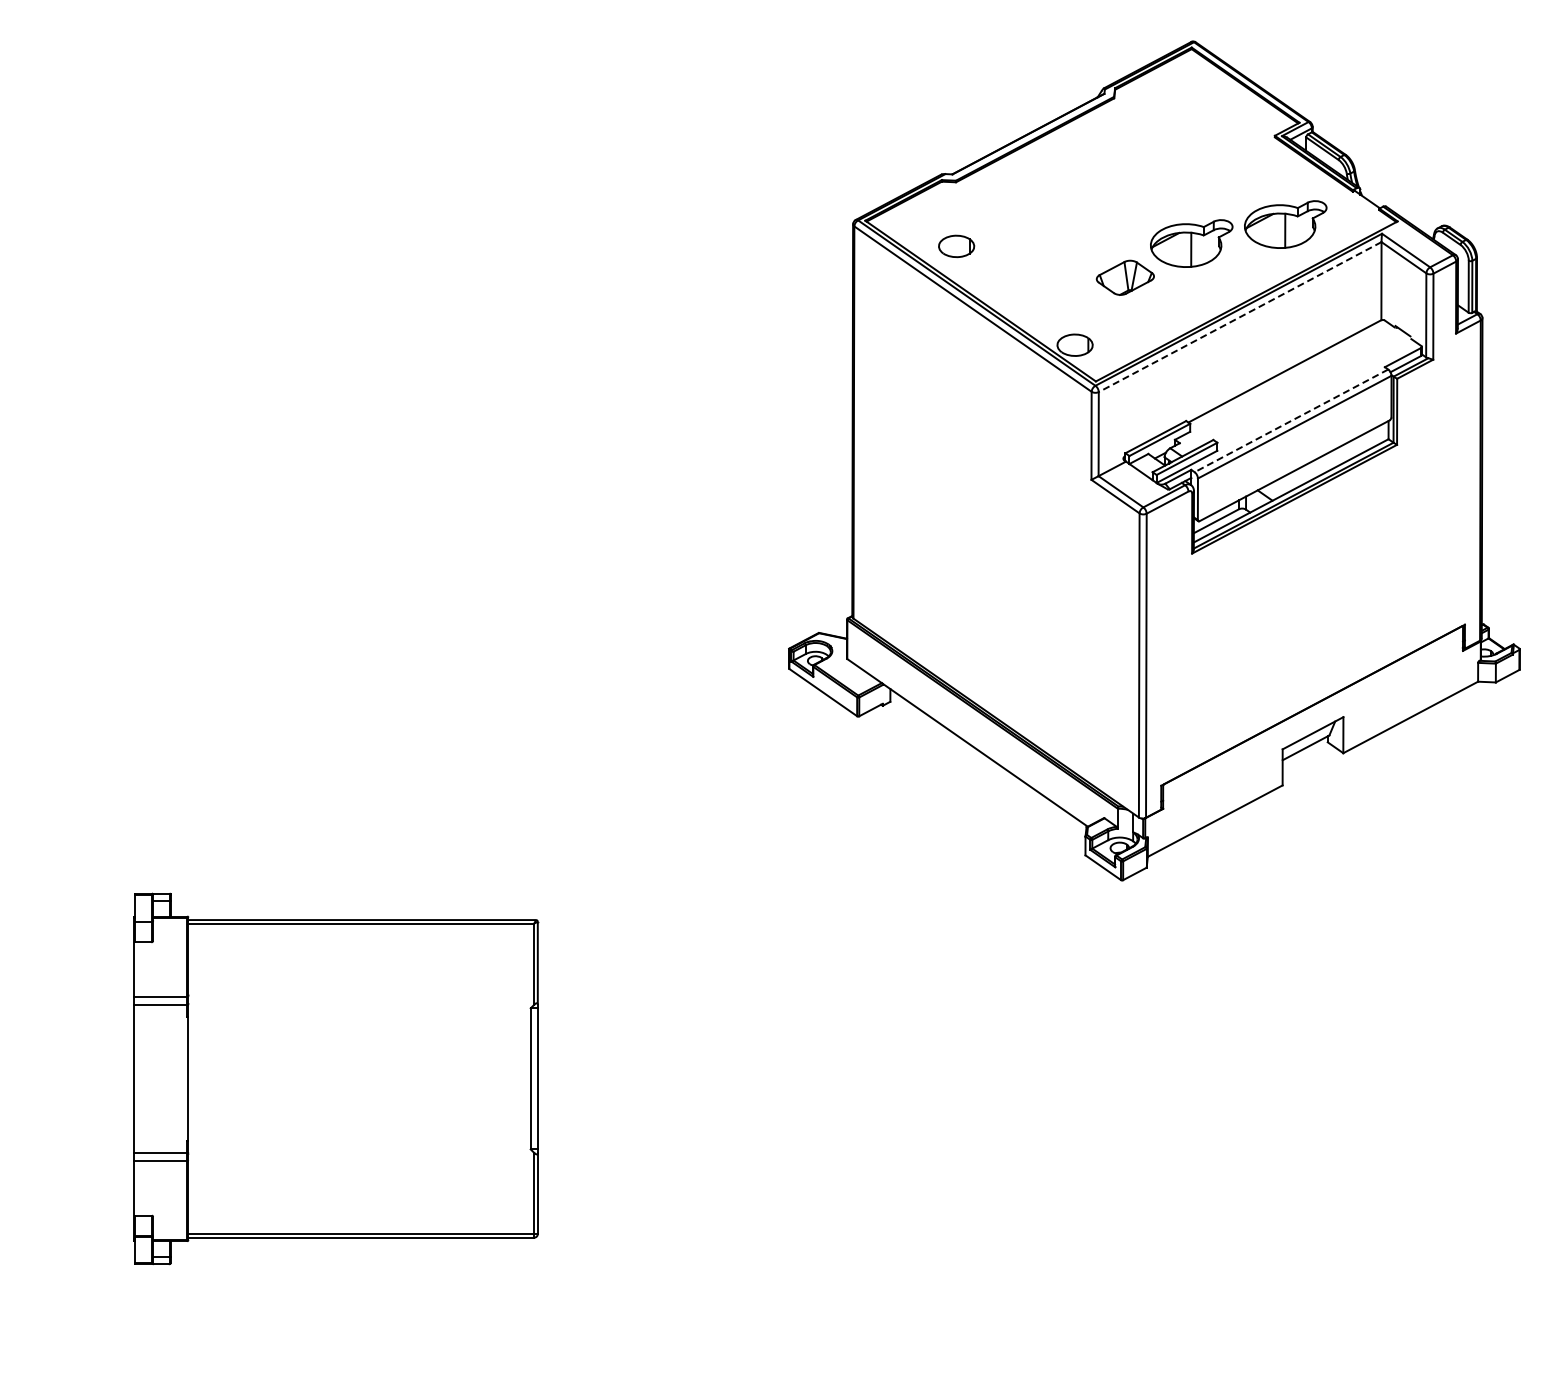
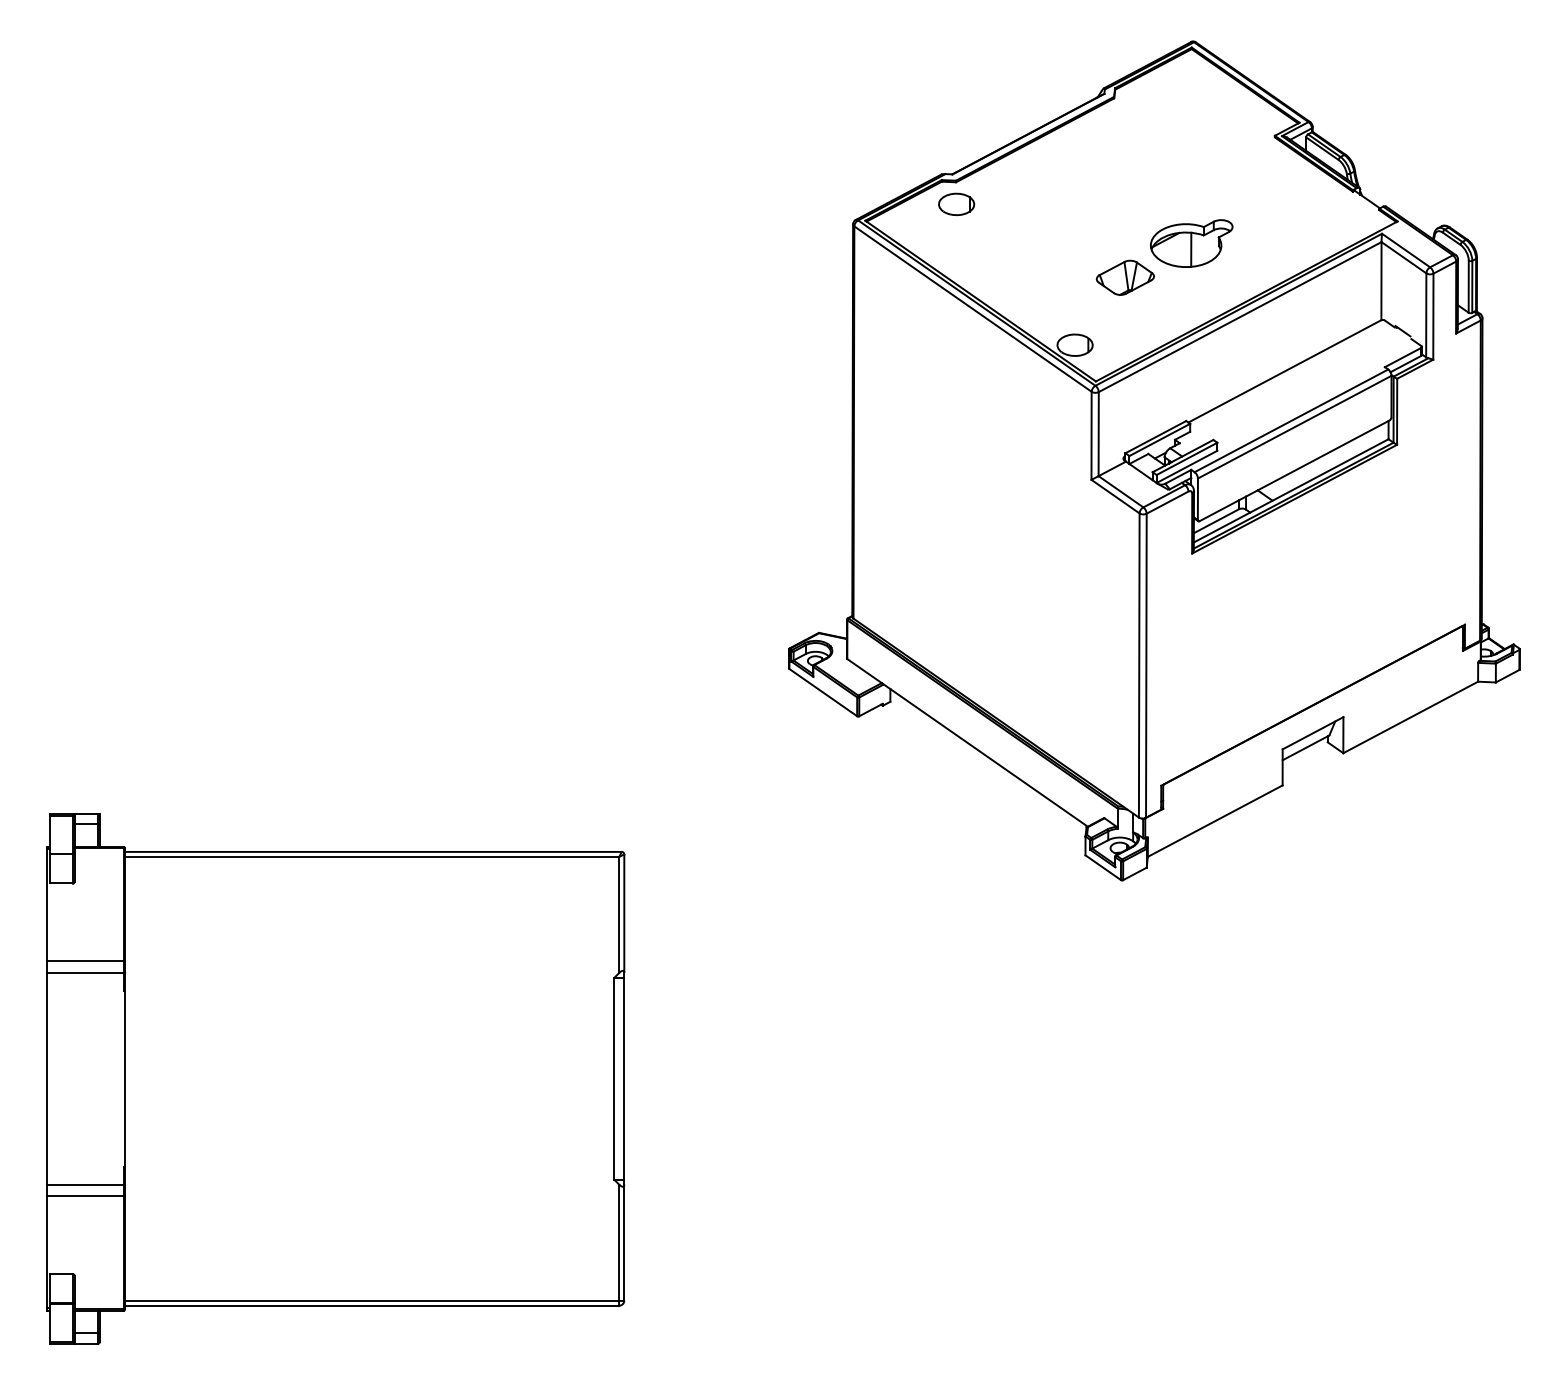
part: present -> none (1285, 224)
part position: (956, 246) -> (956, 204) (956, 204)
line: dashed -> solid (1239, 317)
line: dashed -> solid (1291, 420)
part size: 407x374 px -> 580x532 px (335, 1078)
